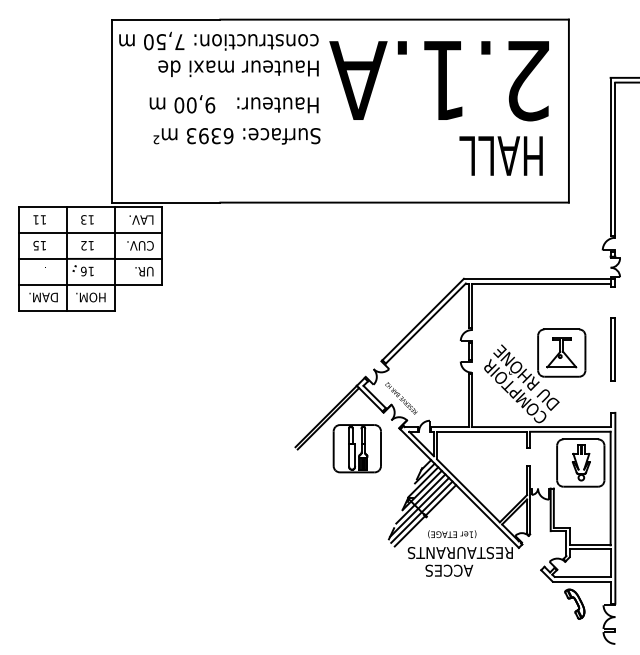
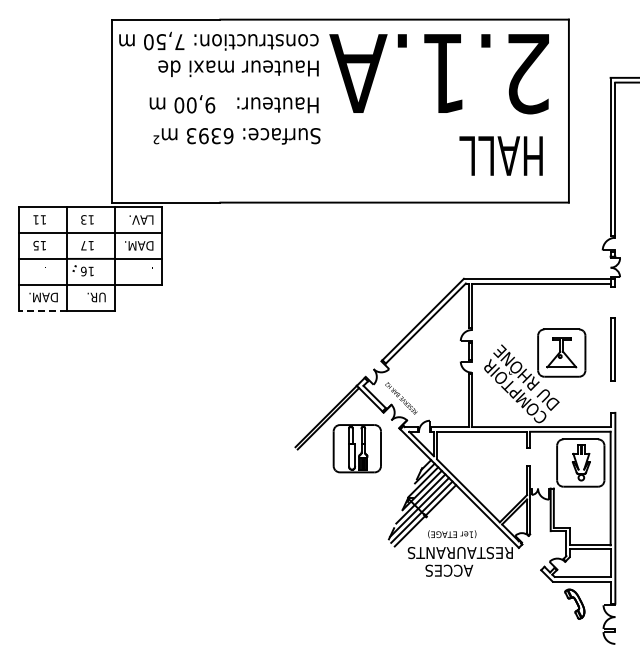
text position: (438, 81) -> (438, 74) (438, 74)
text: 12 -> 17 (83, 245)
text: CUV. -> DAM. (139, 245)
text: UR. -> . (144, 271)
text: HOM. -> UR. (90, 297)
line: solid -> dashed (42, 310)
